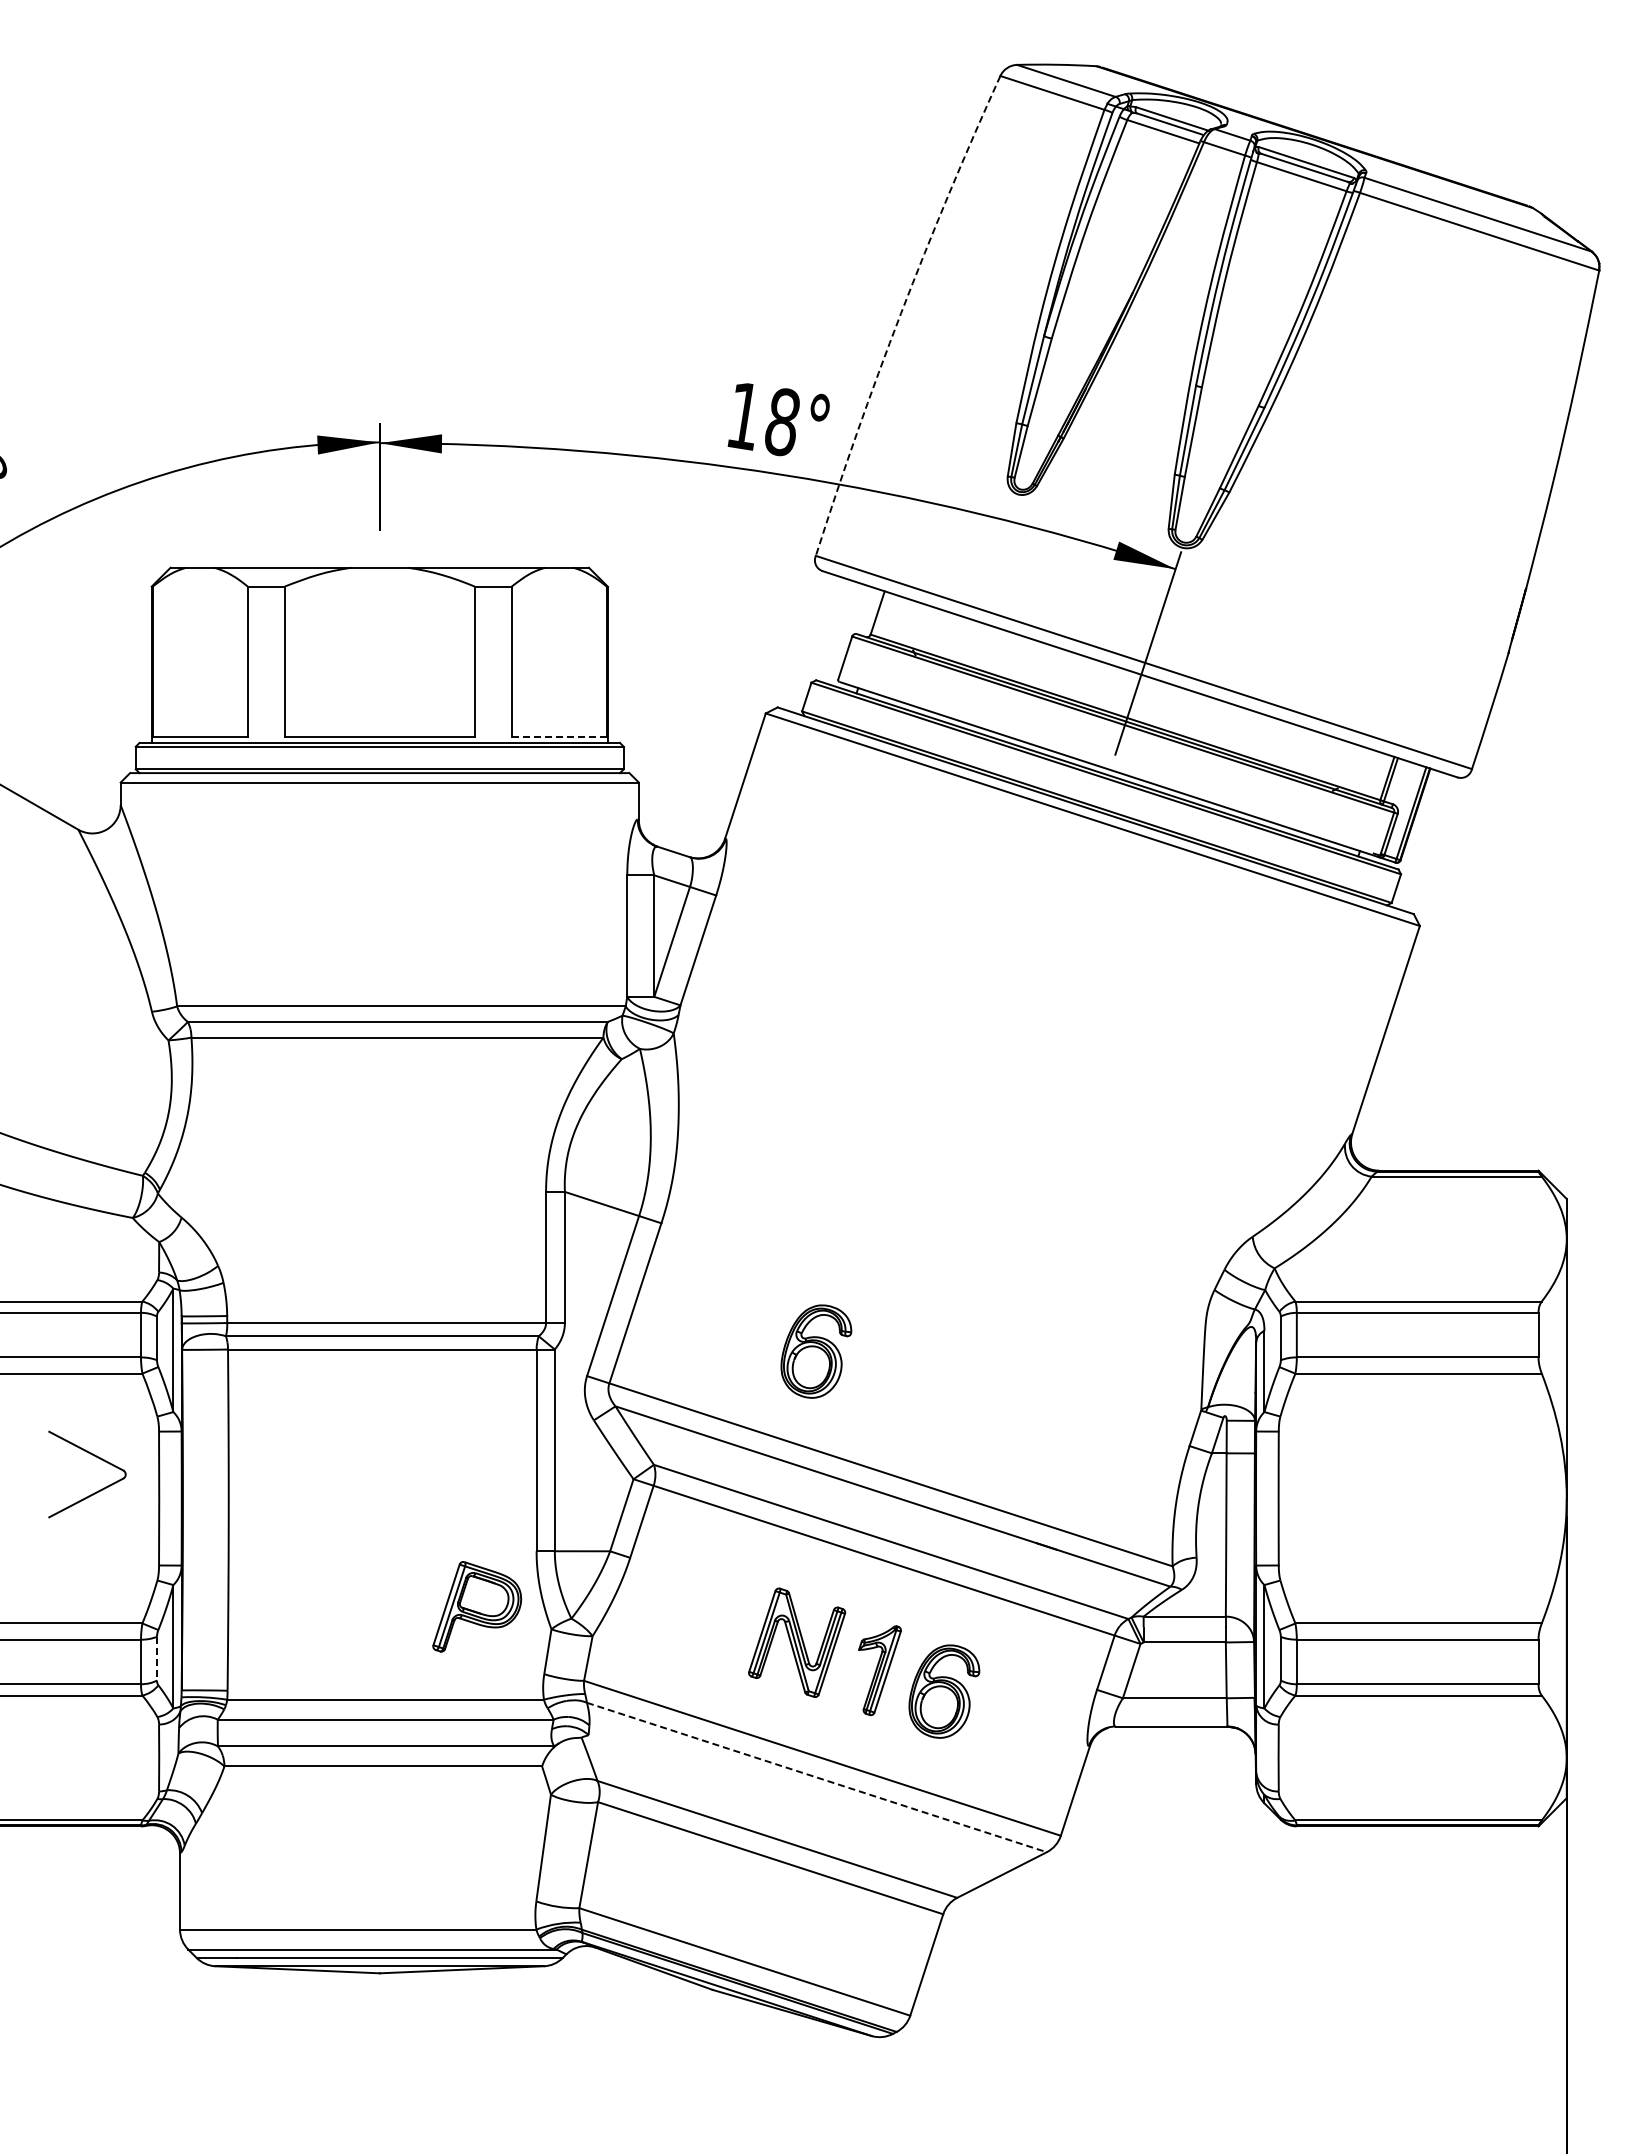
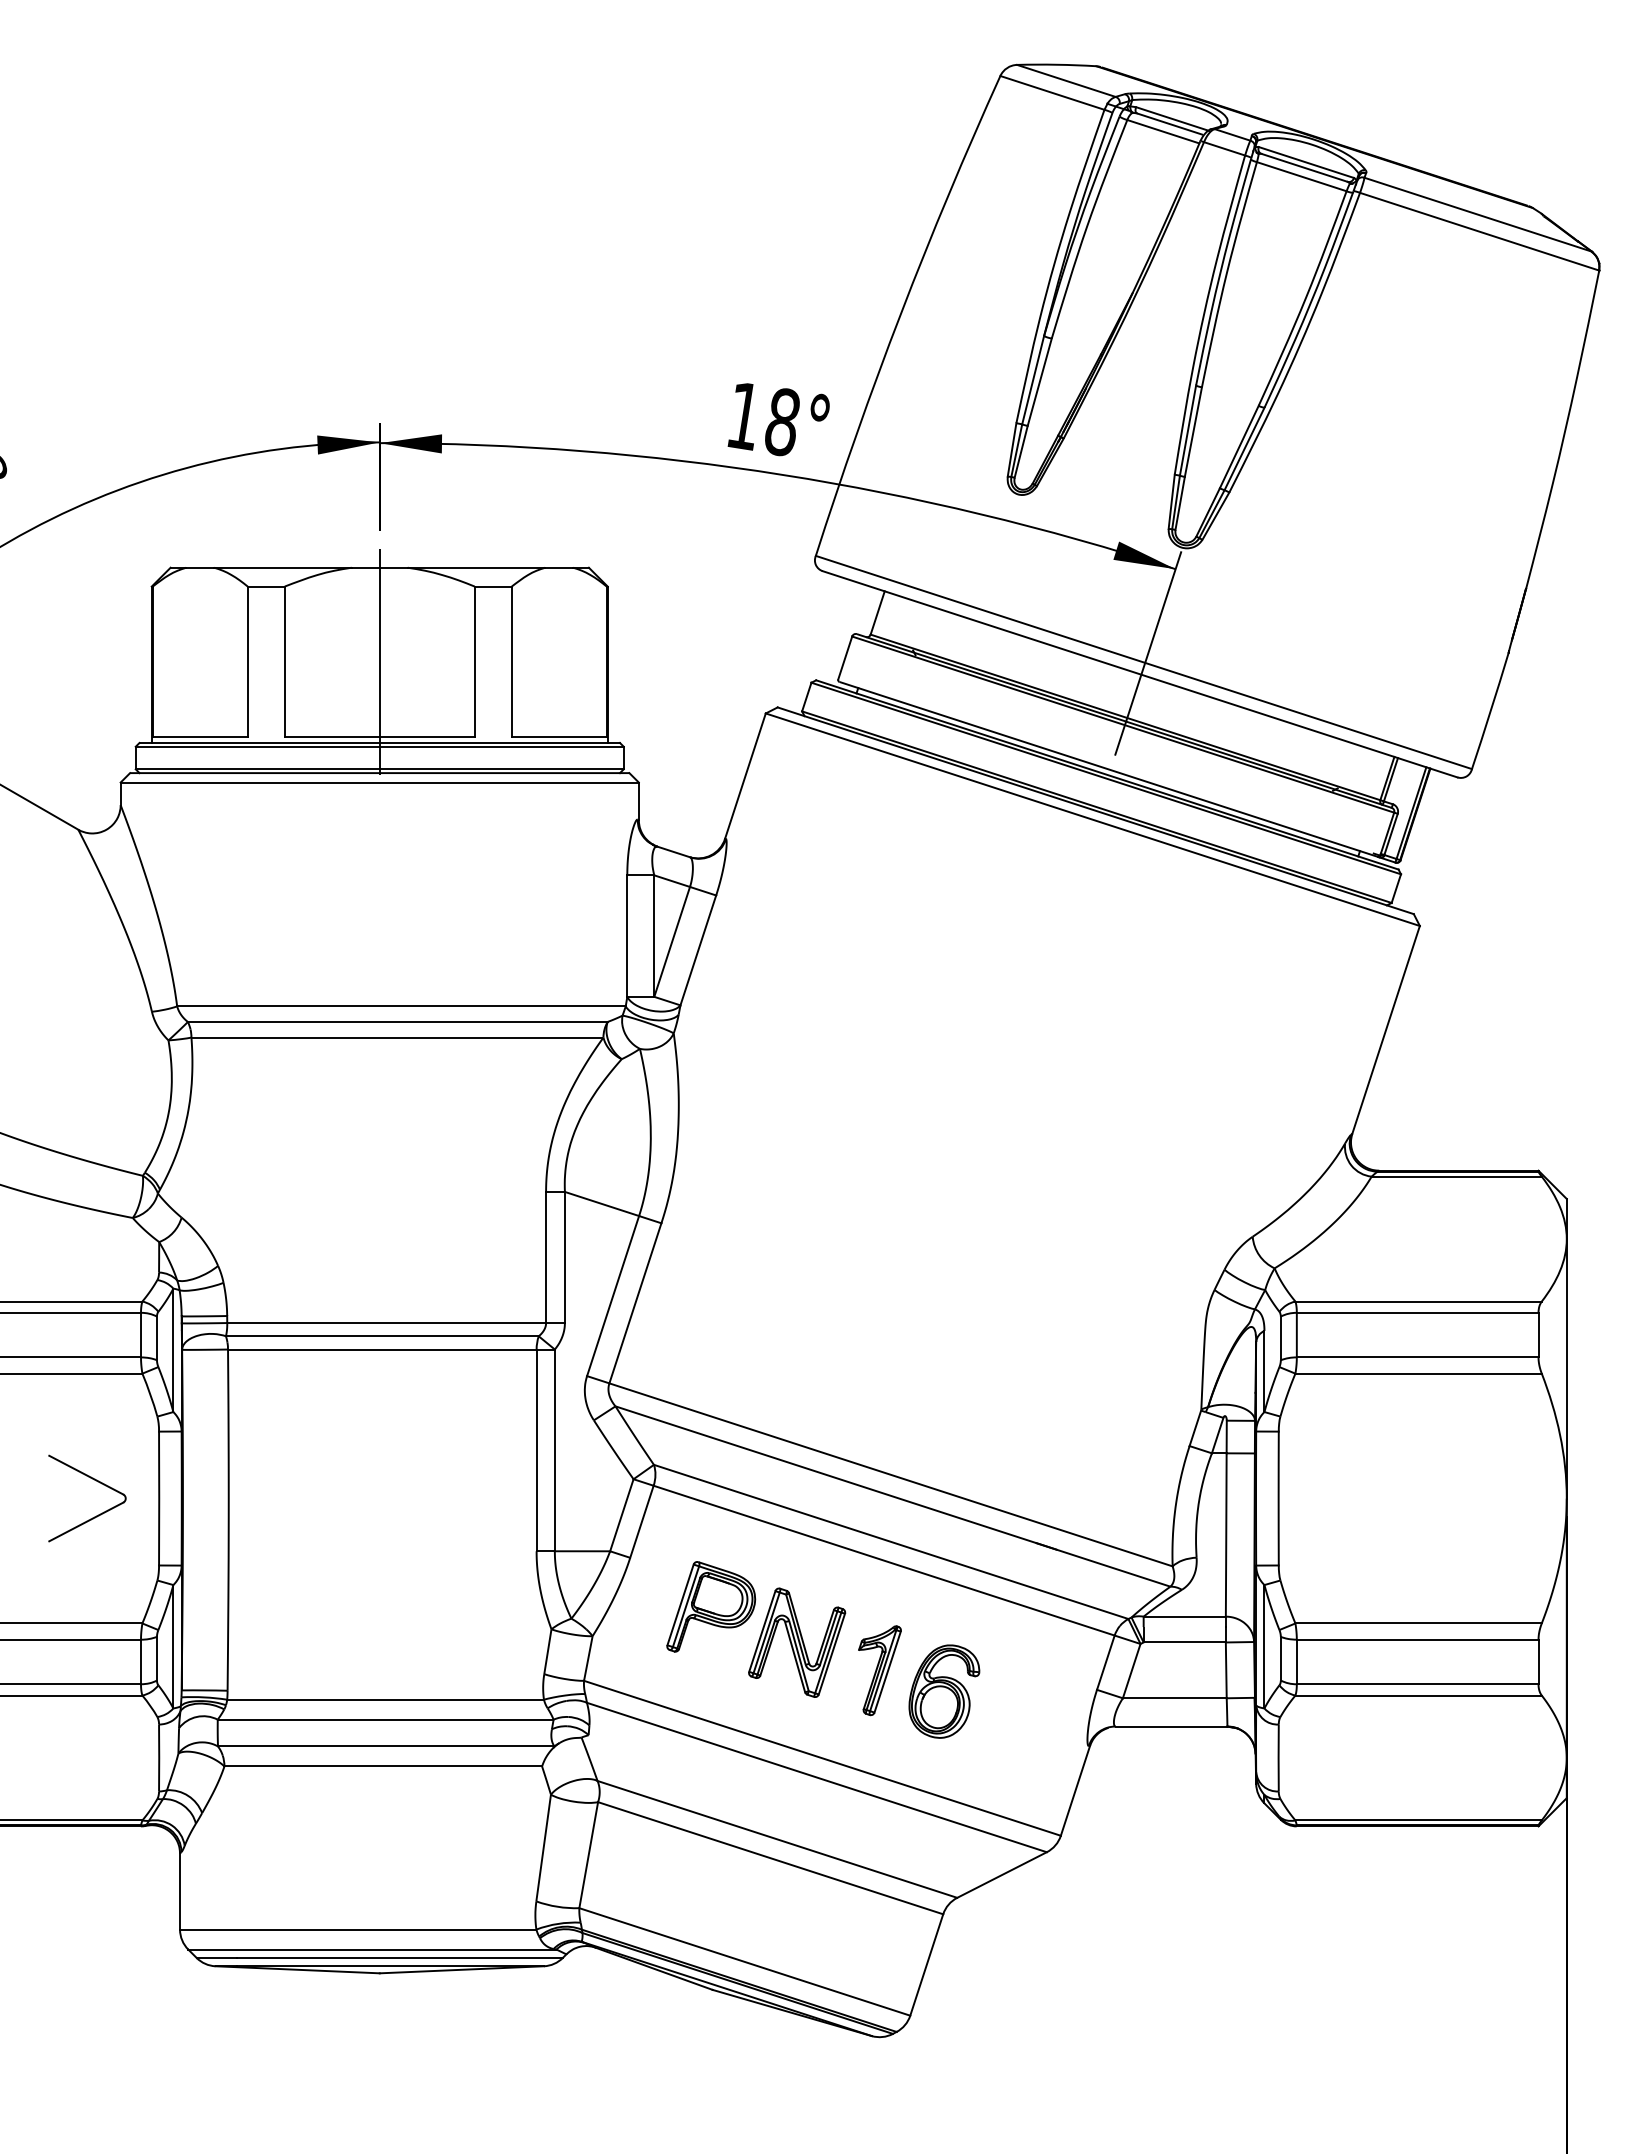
arc: dashed -> solid (901, 313)
line: none -> present (379, 661)
line: dashed -> solid (558, 737)
part: present -> none (816, 1351)
part position: (99, 1459) -> (99, 1483) (99, 1483)
part position: (477, 1606) -> (711, 1606) (711, 1606)
line: dashed -> solid (156, 1658)
line: dashed -> solid (816, 1777)
